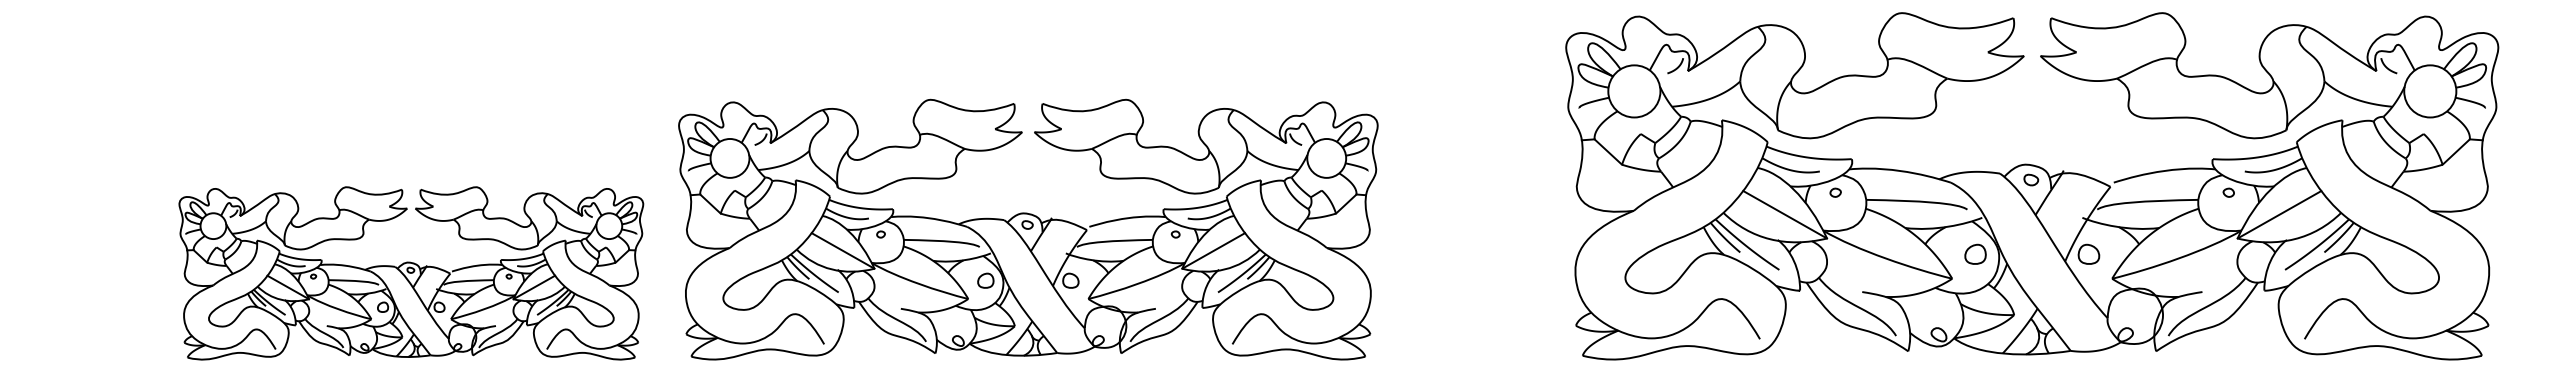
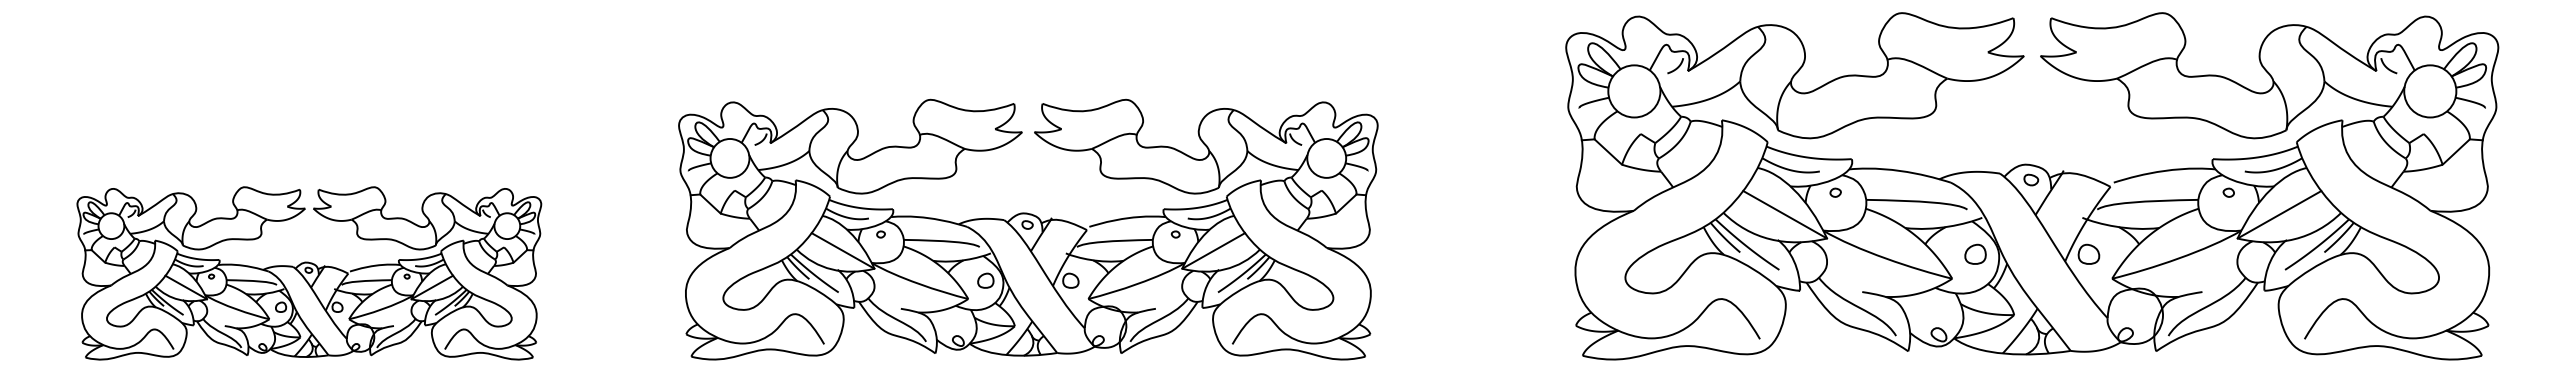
part position: (411, 273) -> (309, 273) (309, 273)
